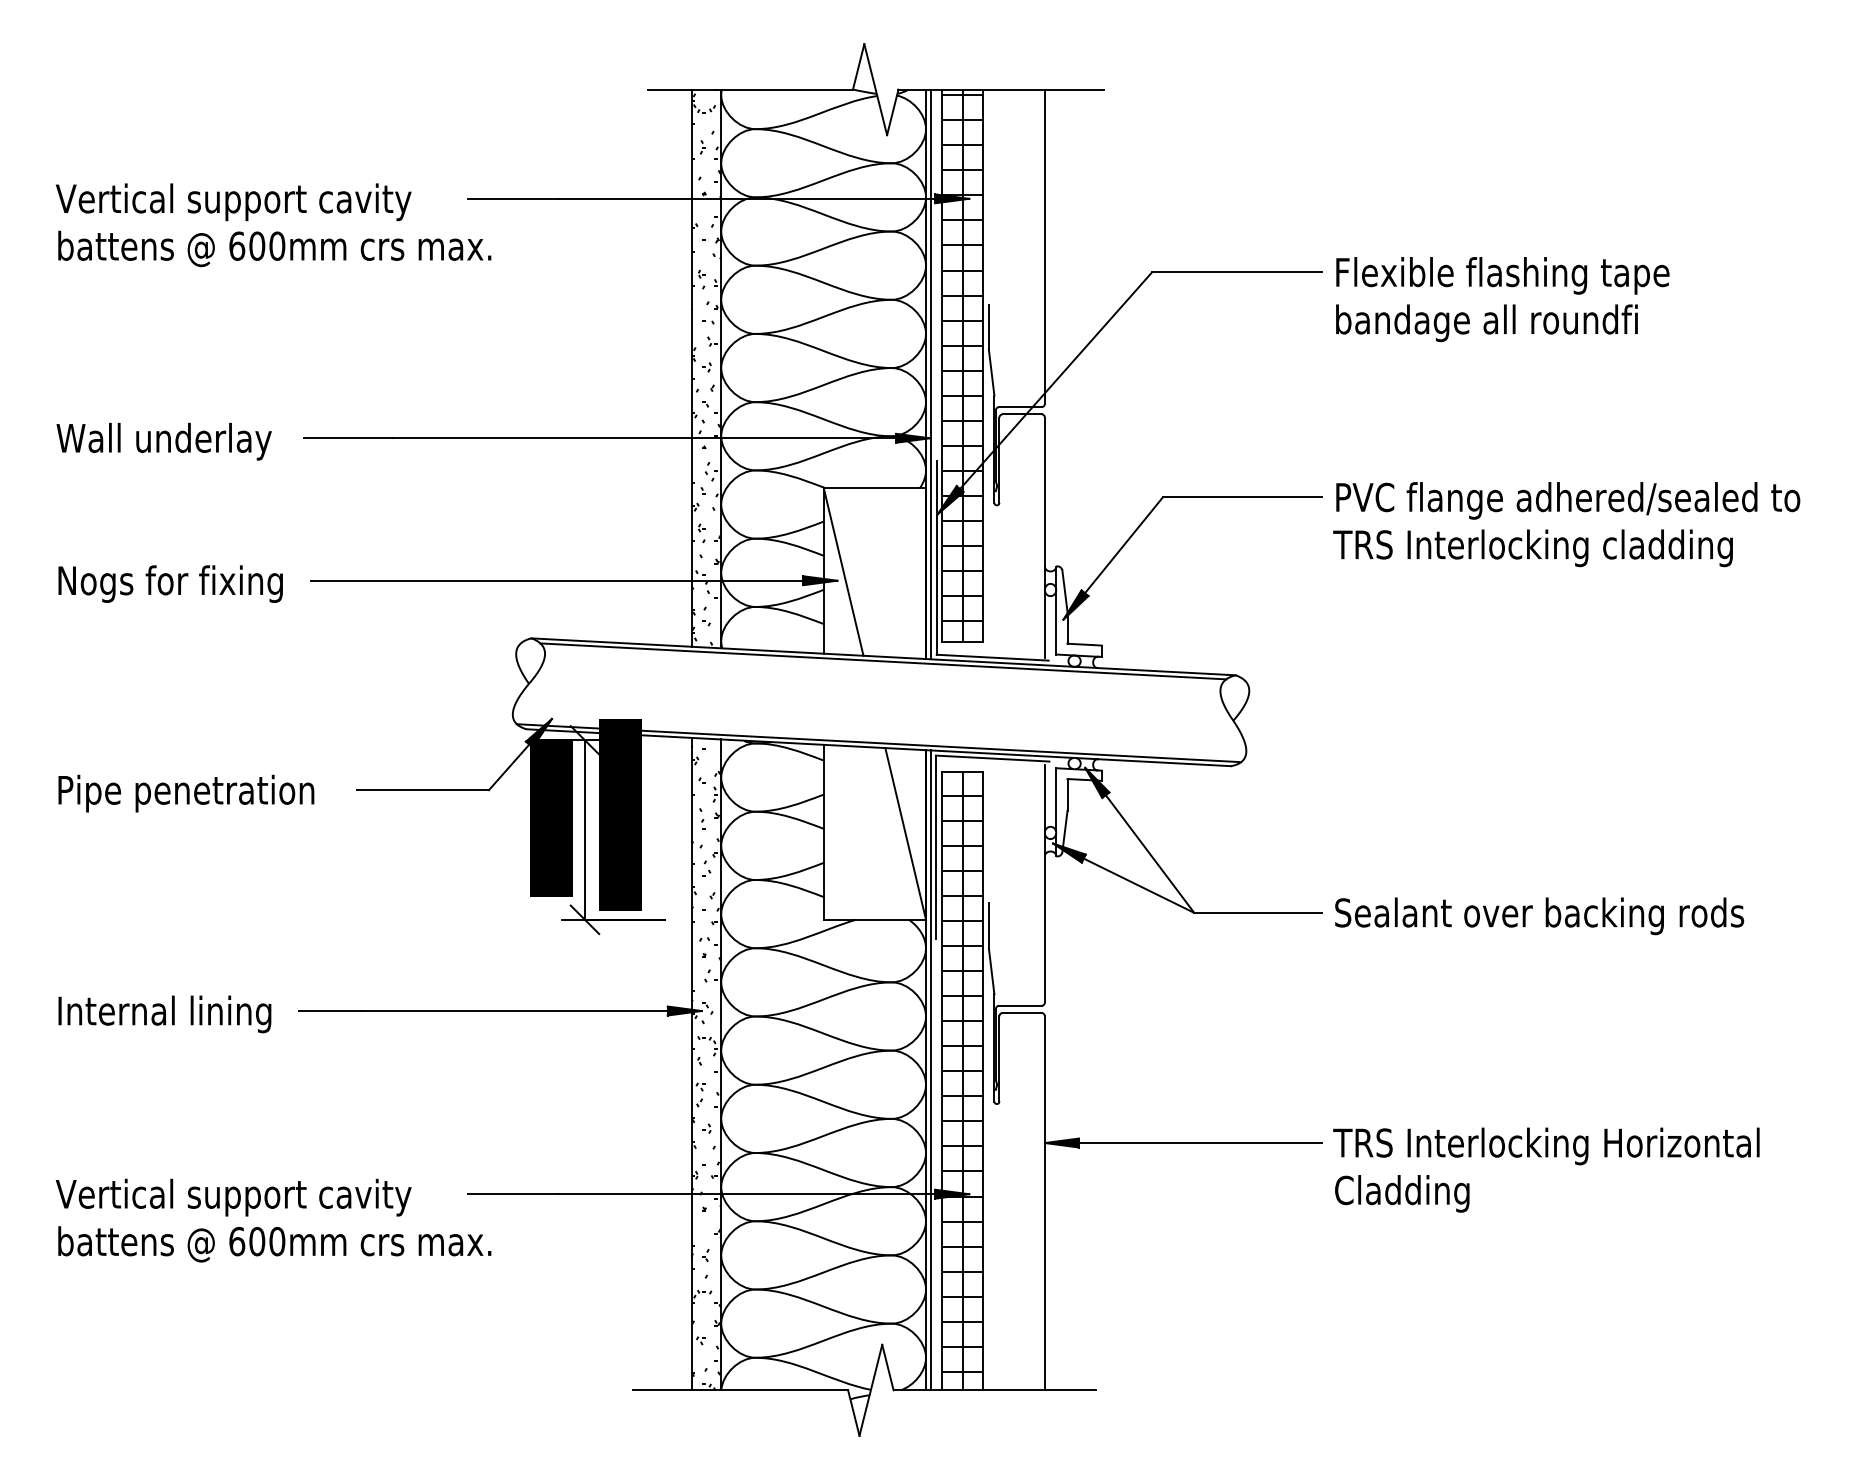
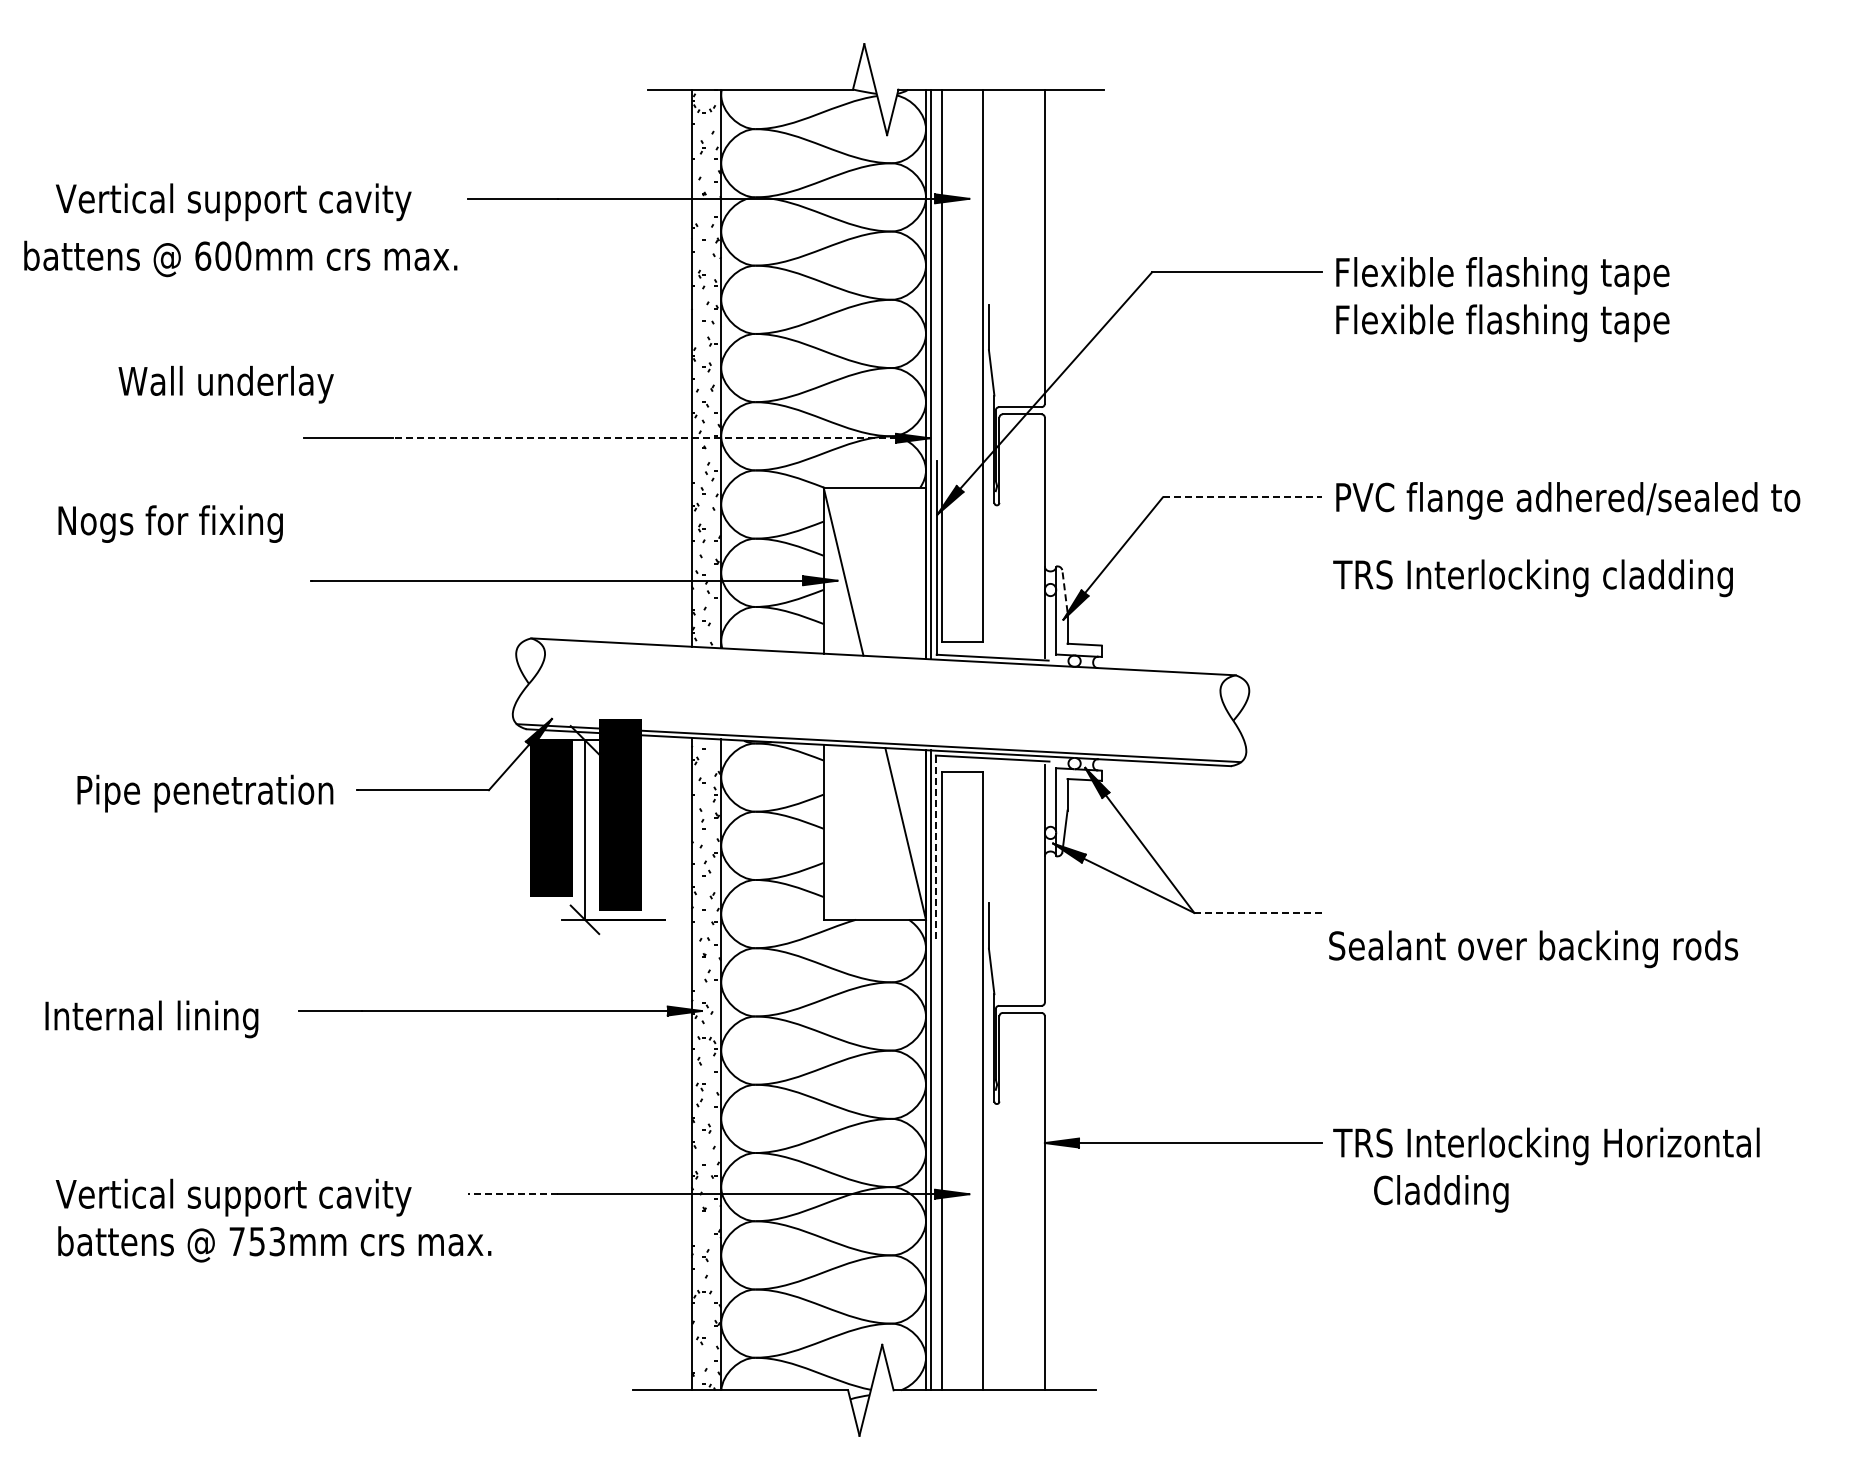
text position: (274, 248) -> (240, 258) (240, 258)
text: bandage all roundfi -> Flexible flashing tape (1502, 323)
hatch: present -> none (961, 365)
line: solid -> dashed (661, 438)
text position: (163, 441) -> (225, 384) (225, 384)
line: solid -> dashed (1242, 497)
text position: (1532, 548) -> (1532, 578) (1532, 578)
text position: (170, 583) -> (170, 523) (170, 523)
line: solid -> dashed (1064, 590)
line: present -> none (883, 661)
text position: (186, 793) -> (205, 793) (205, 793)
line: solid -> dashed (935, 847)
line: solid -> dashed (1257, 912)
text position: (1539, 916) -> (1533, 949) (1533, 949)
text position: (164, 1014) -> (151, 1019) (151, 1019)
hatch: present -> none (961, 1081)
text position: (1402, 1193) -> (1441, 1193) (1441, 1193)
line: solid -> dashed (513, 1194)
text: 600mm -> 753mm (257, 1241)
